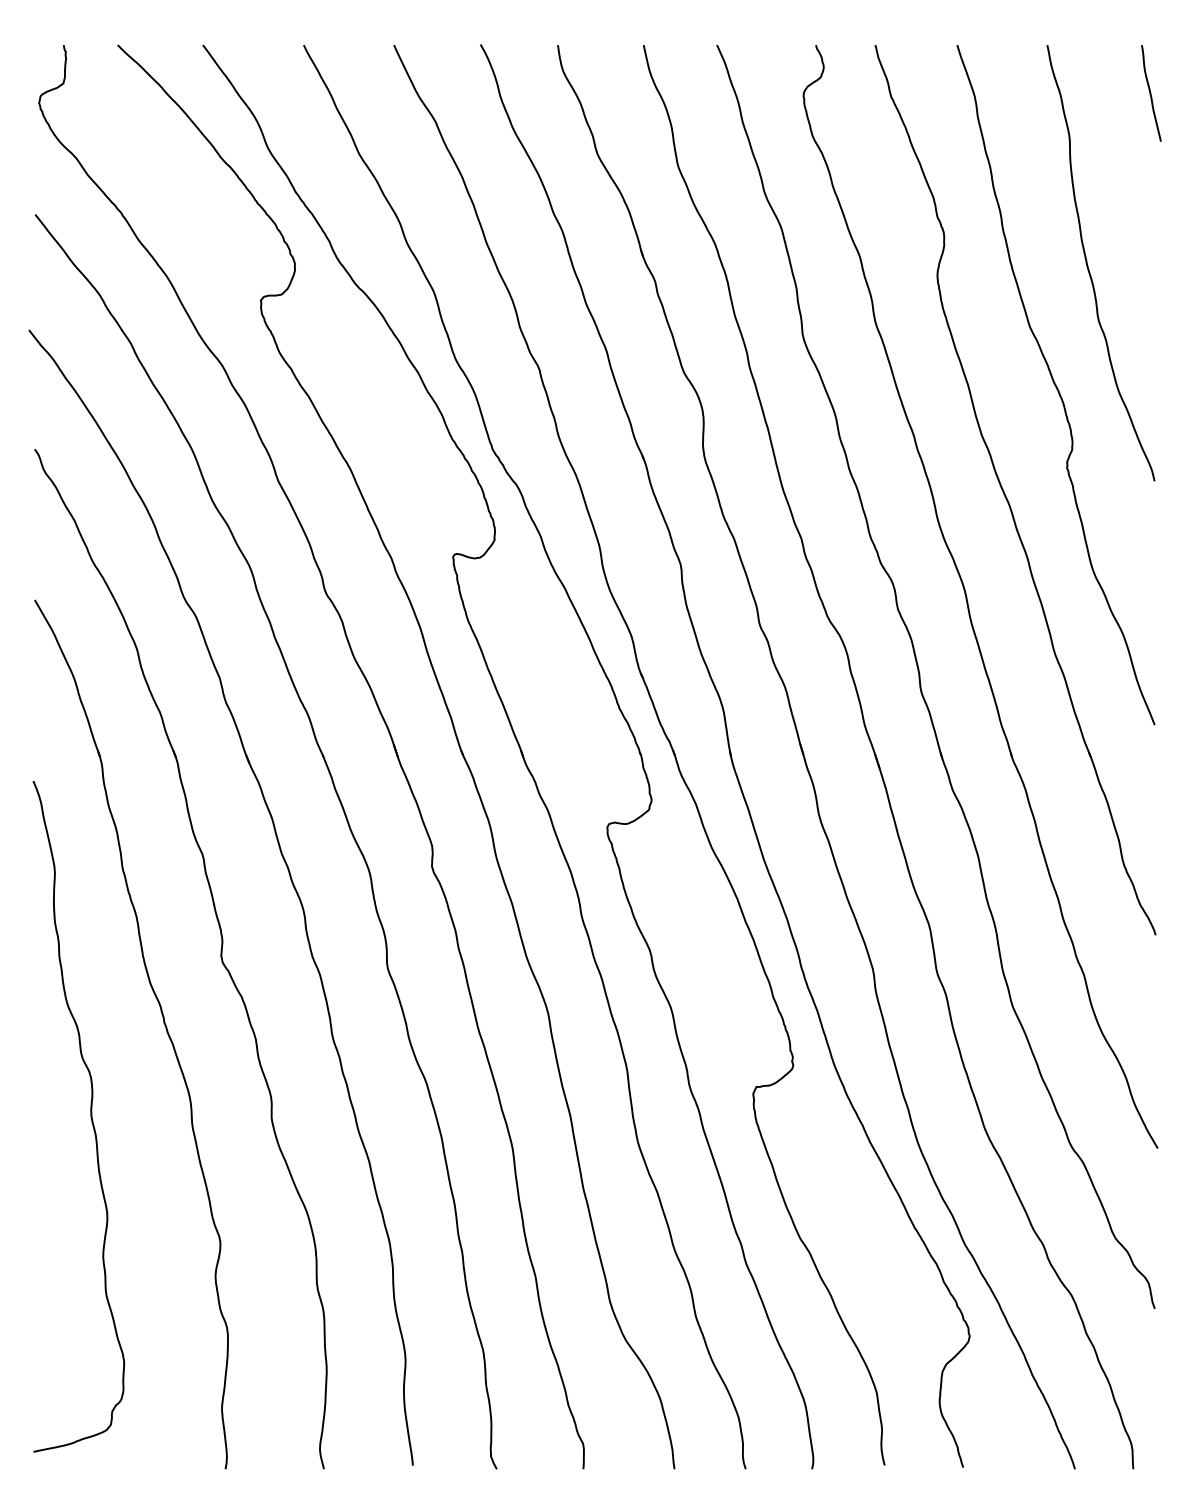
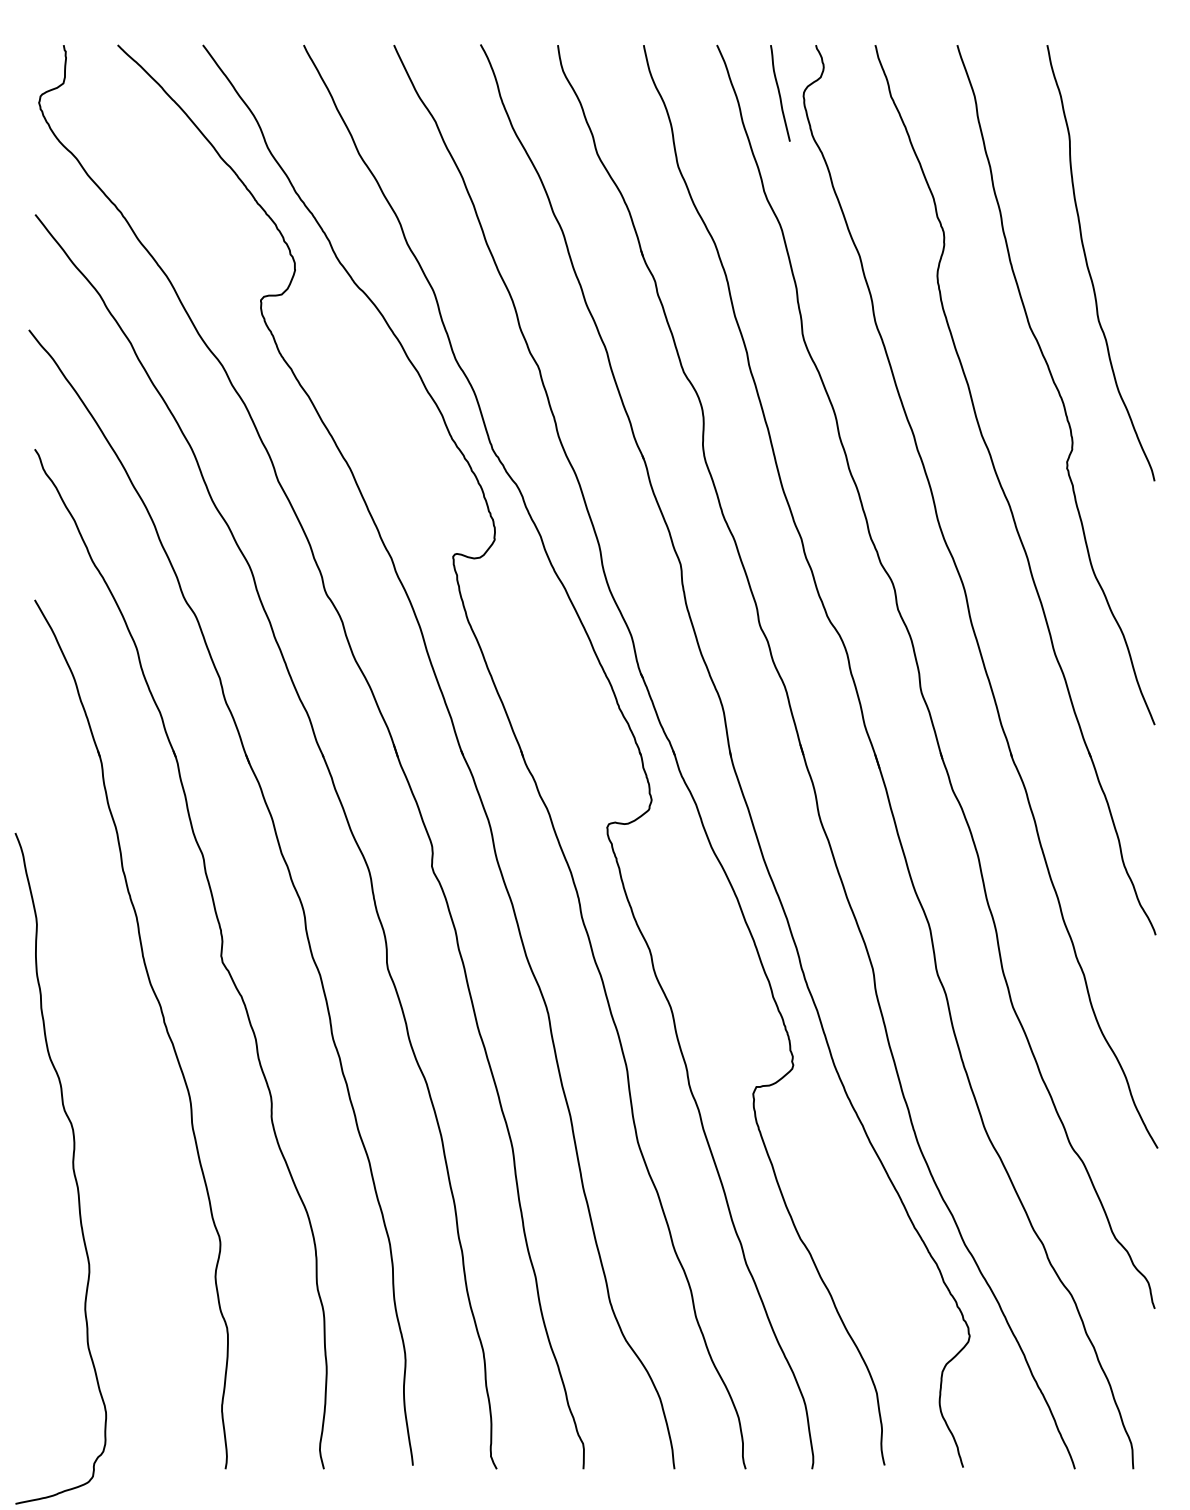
curve position: (1151, 93) -> (780, 93) (780, 93)
curve position: (90, 1116) -> (72, 1168) (72, 1168)
